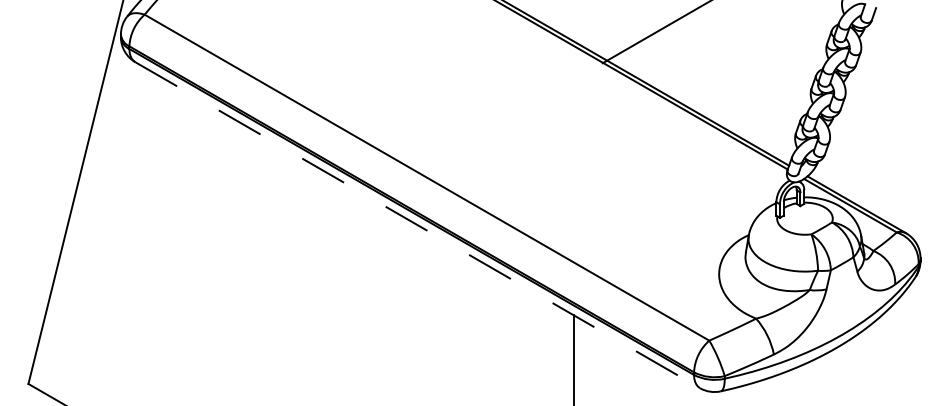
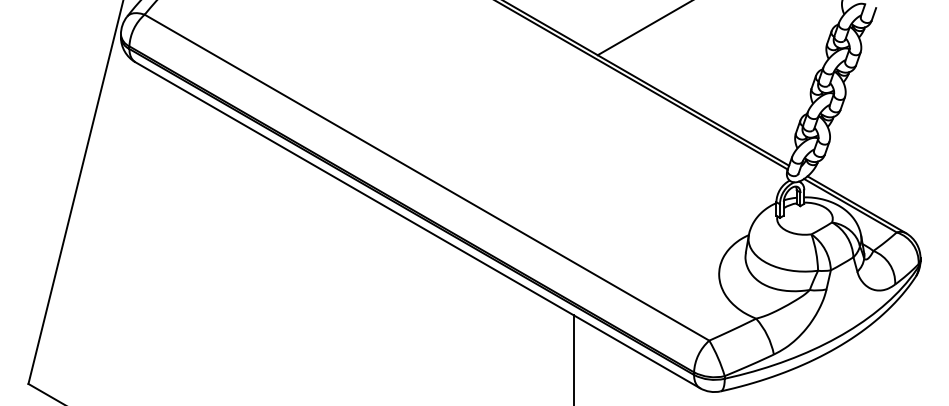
line position: (655, 32) -> (643, 28) (643, 28)
line: dashed -> solid (417, 225)
